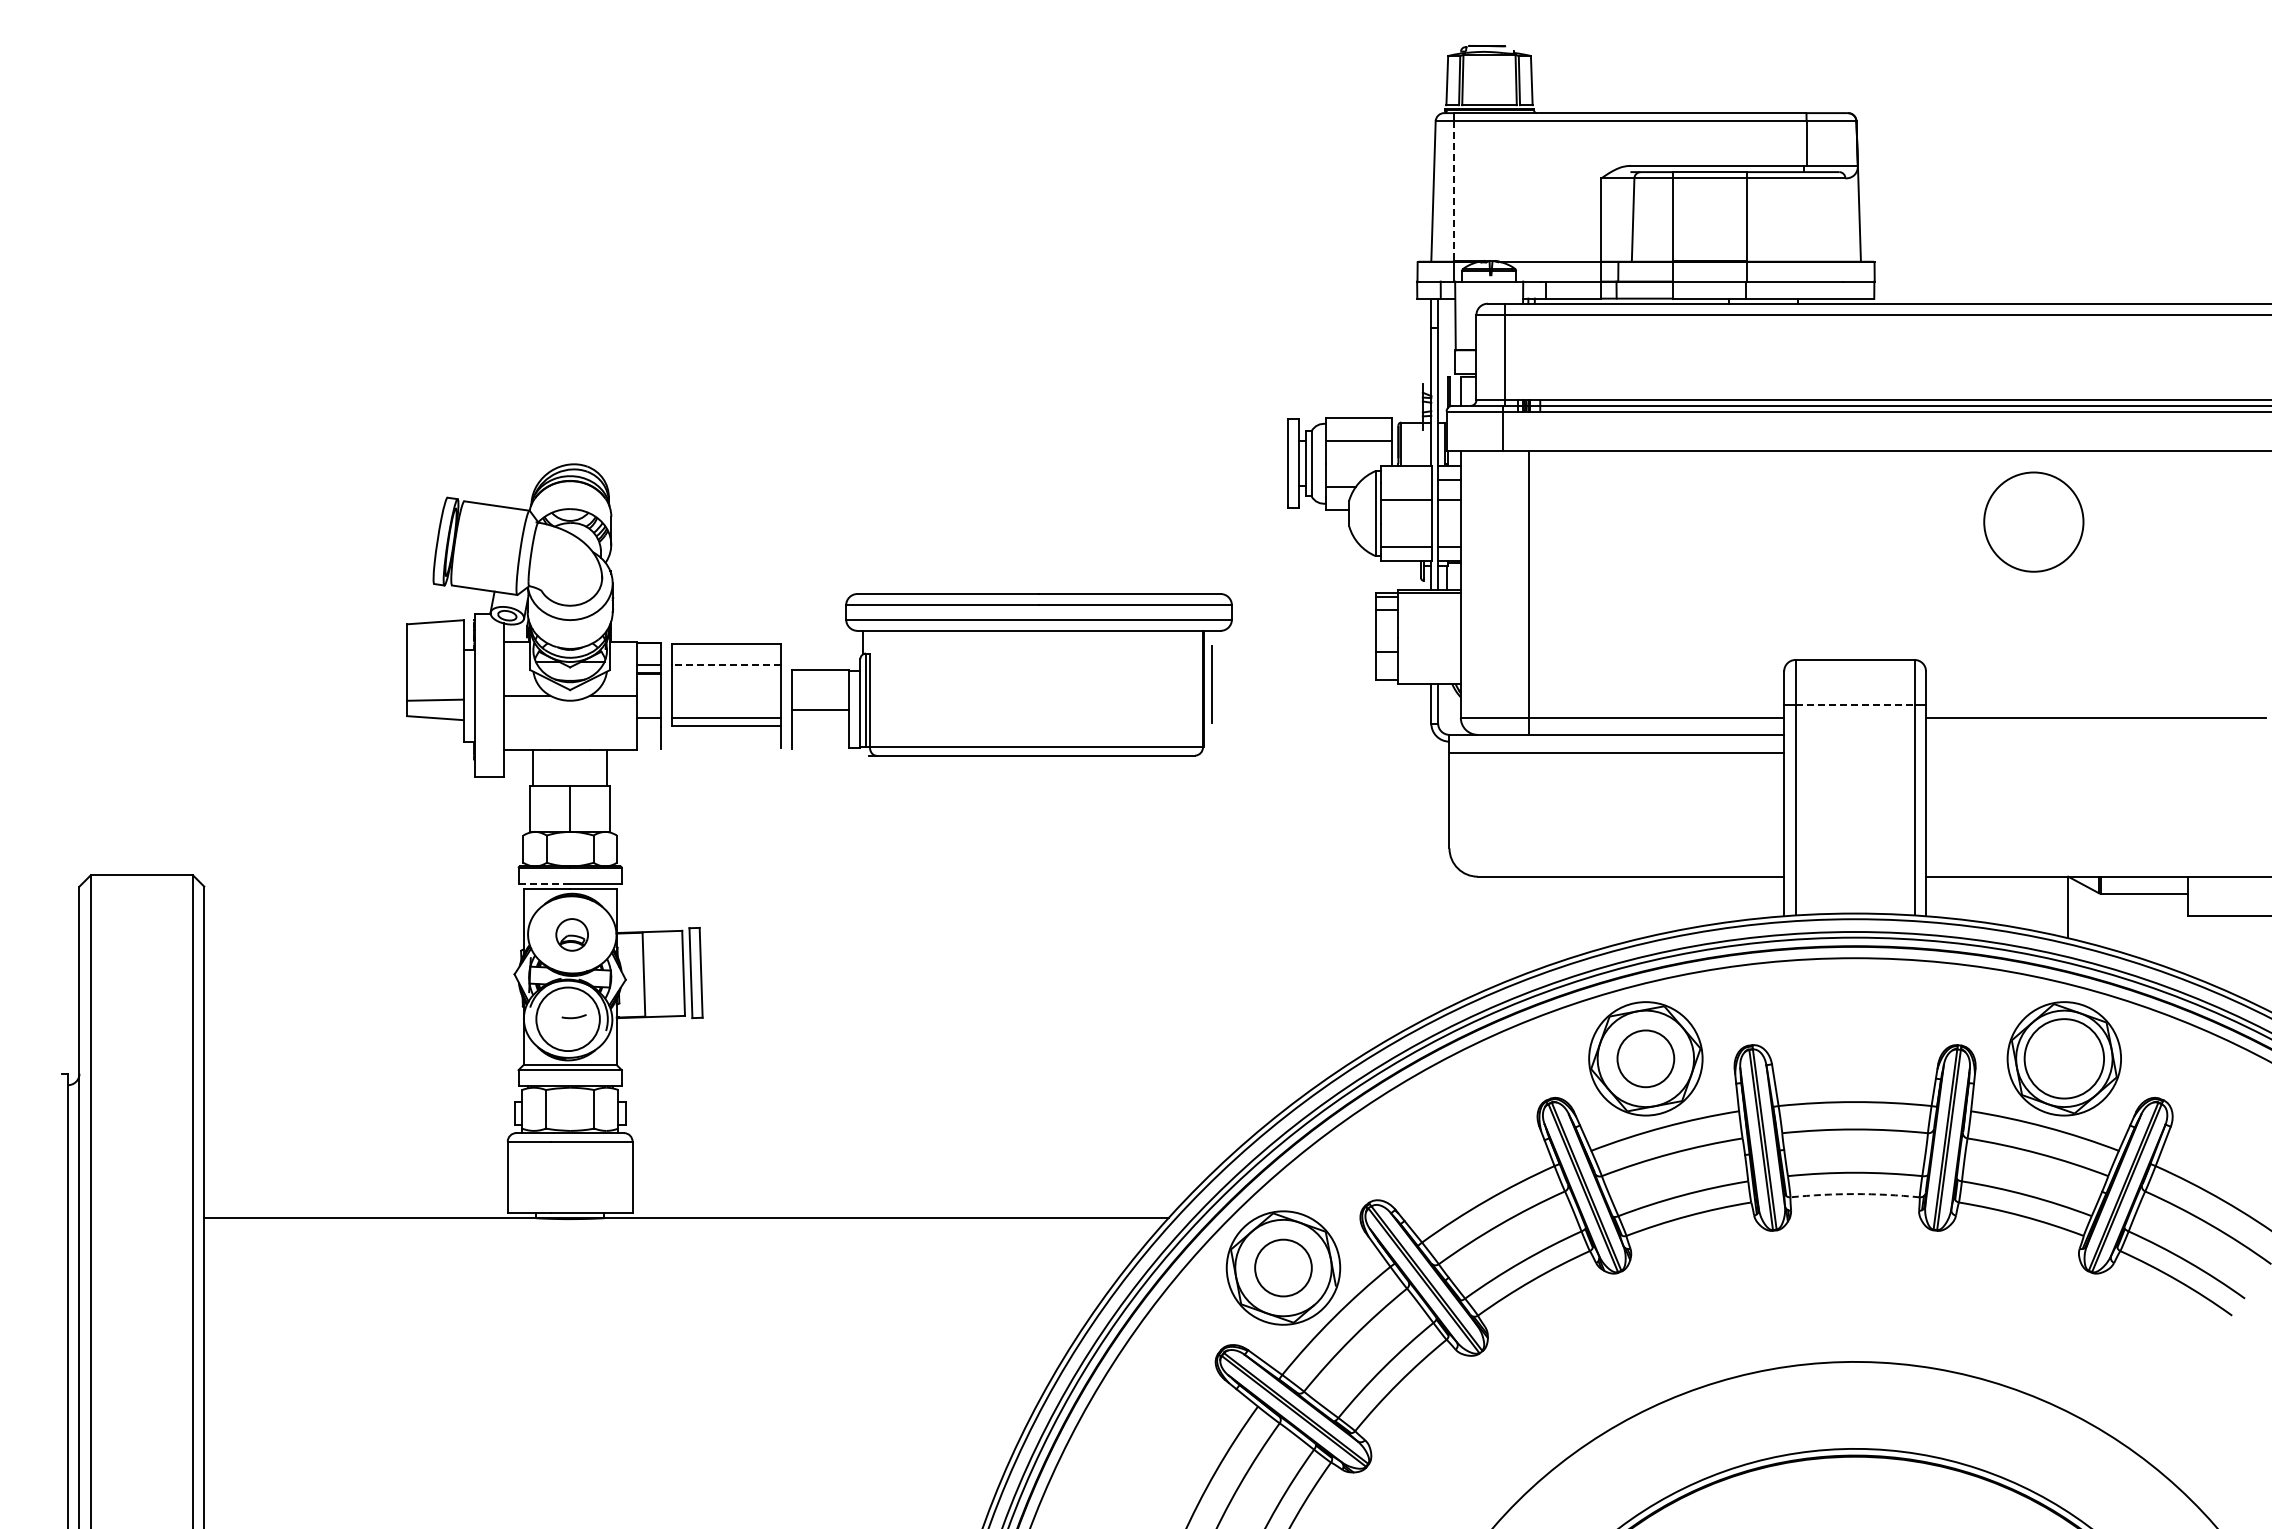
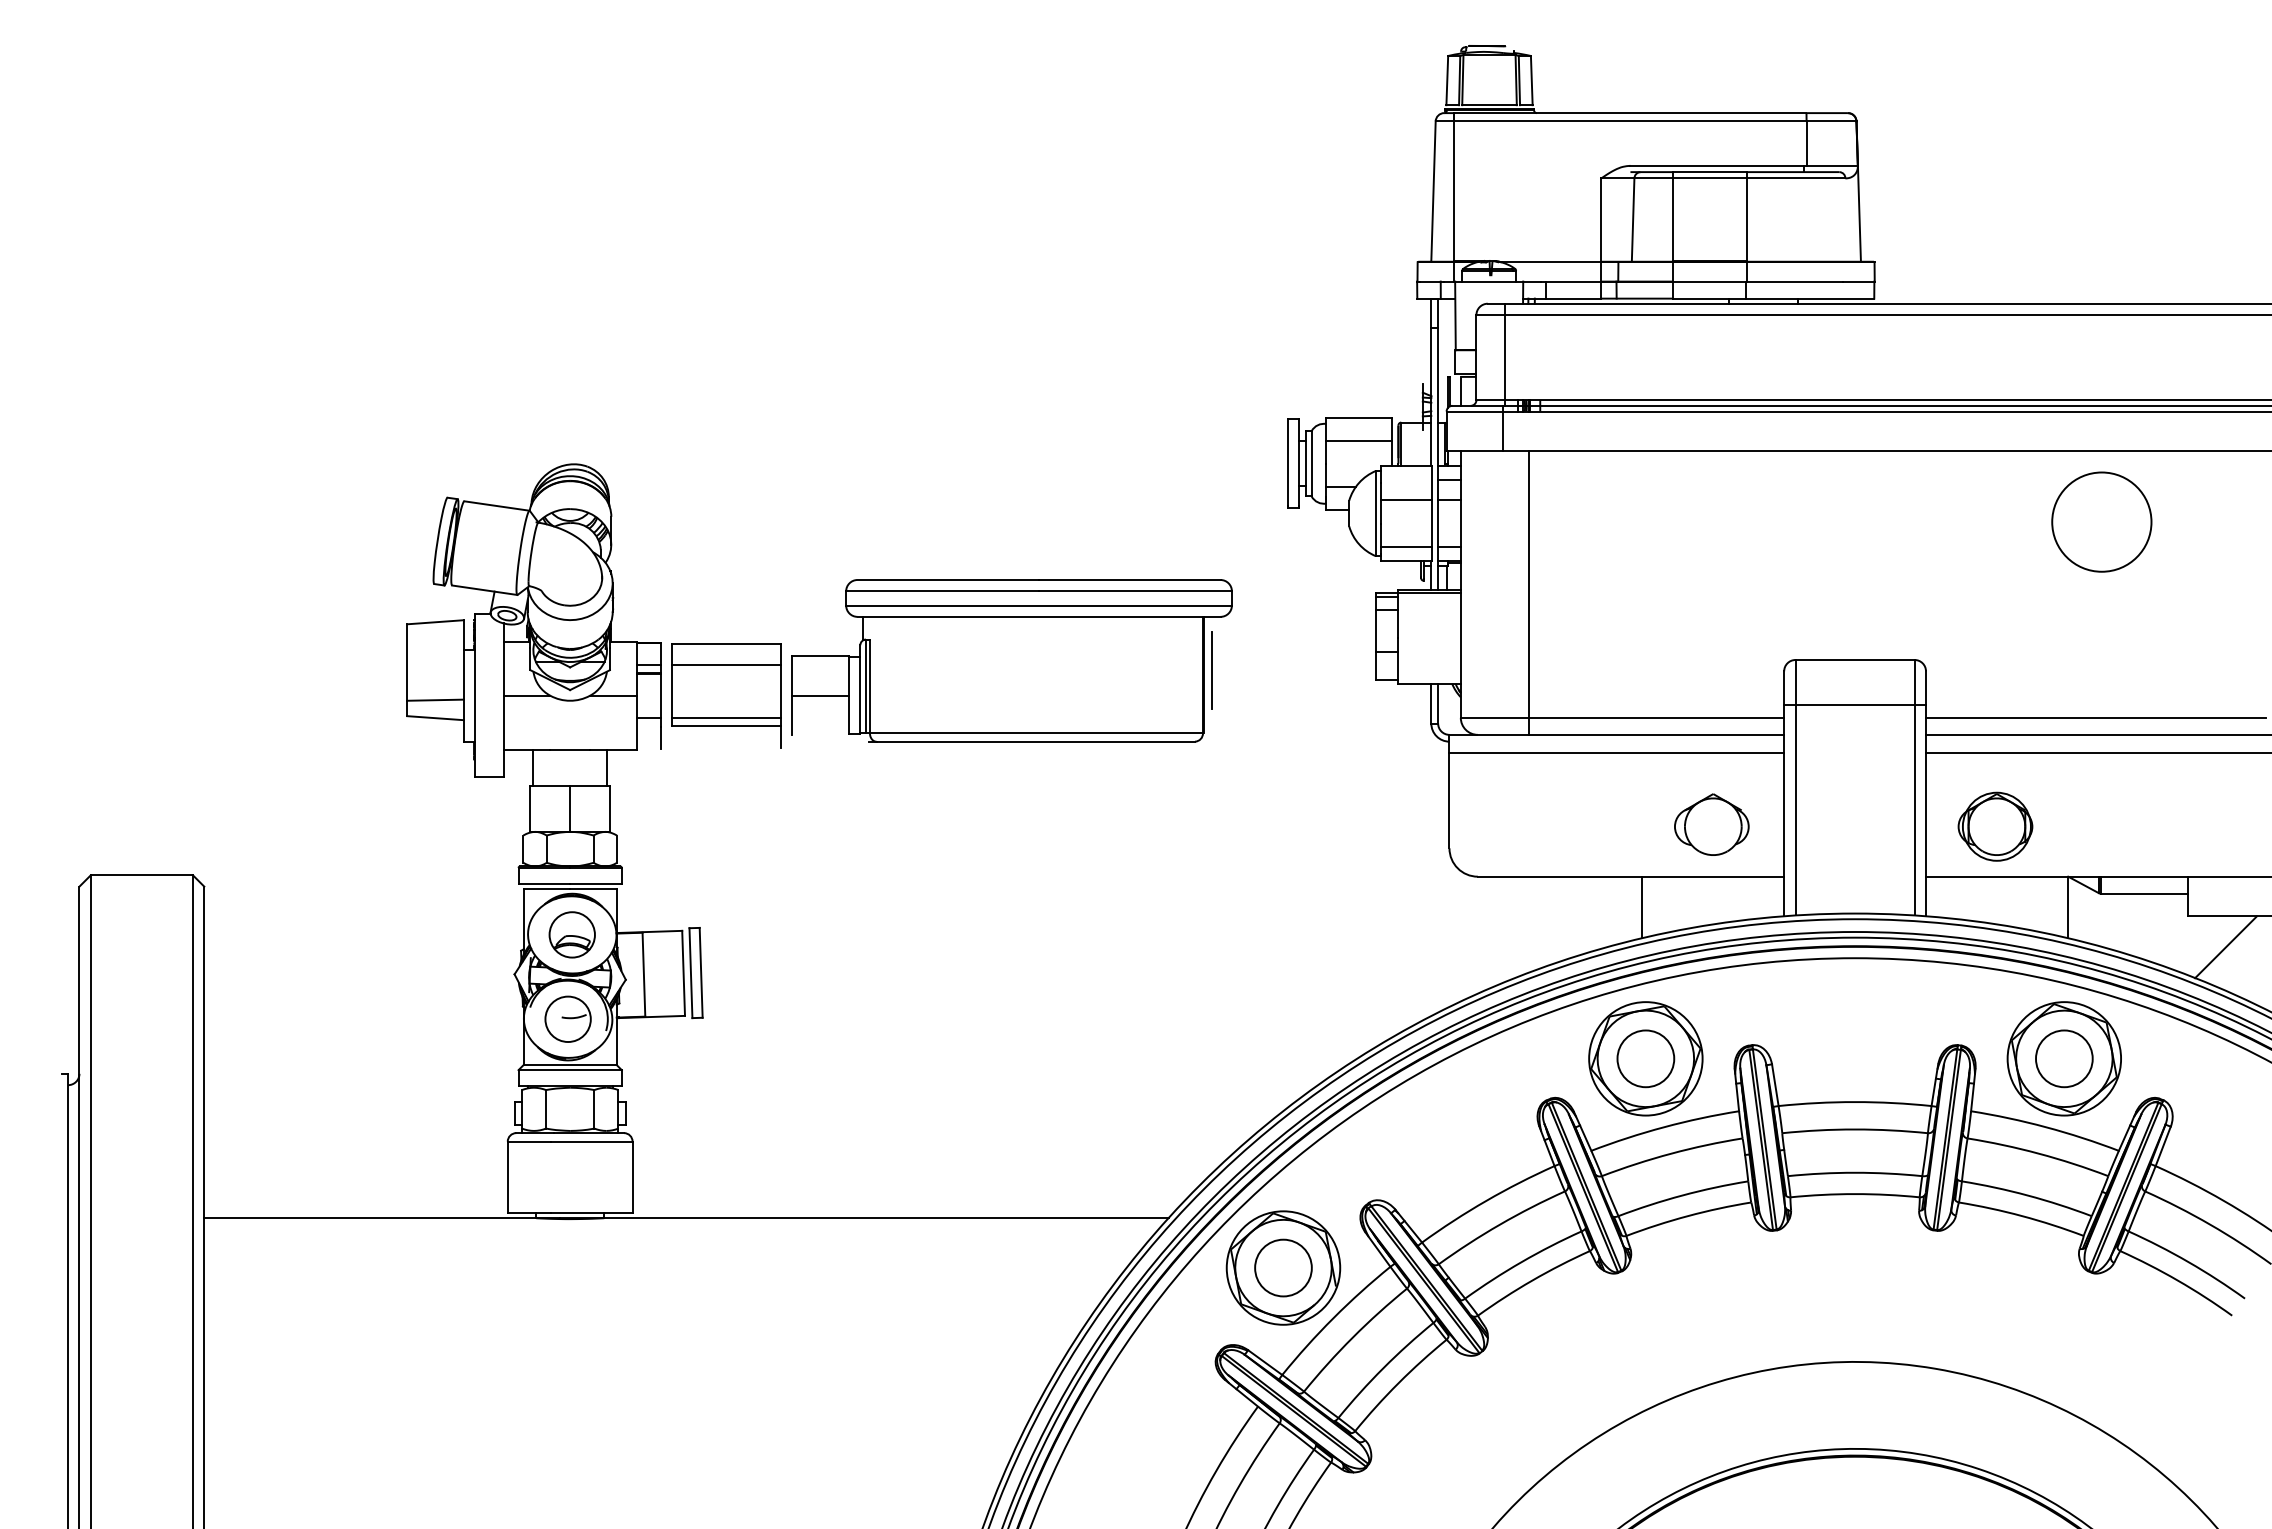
line: dashed -> solid (1454, 191)
circle position: (2033, 521) -> (2101, 521) (2101, 521)
line: dashed -> solid (725, 665)
part position: (1011, 674) -> (1011, 660) (1011, 660)
line: dashed -> solid (1855, 705)
line: none -> present (2097, 734)
line: none -> present (2097, 753)
part: none -> present (1711, 824)
part: none -> present (1995, 826)
line: dashed -> solid (544, 884)
line: none -> present (1642, 907)
part size: 34x34 px -> 48x48 px (571, 934)
line: none -> present (2225, 947)
circle diameter: 64 px -> 45 px (567, 1019)
circle diameter: 79 px -> 57 px (2063, 1058)
arc: dashed -> solid (1855, 1194)
